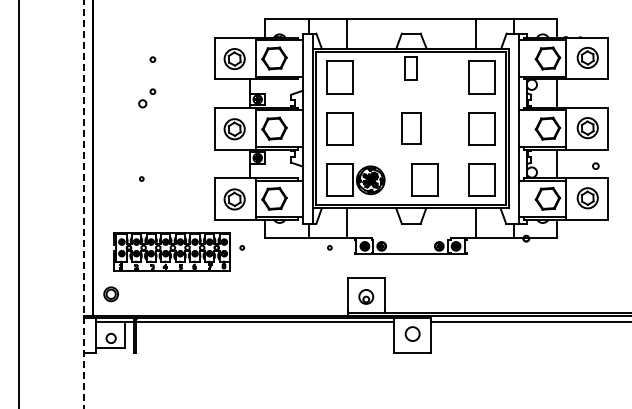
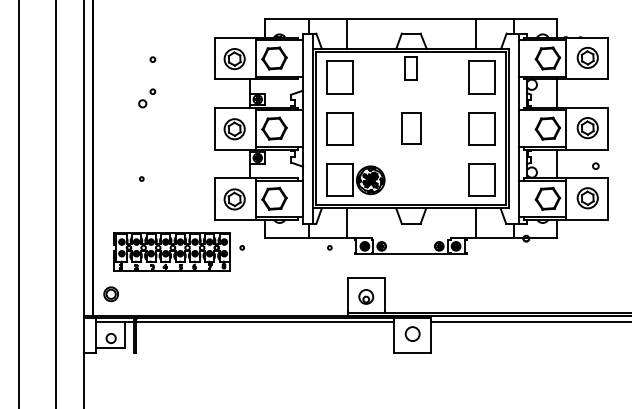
part: present -> none (424, 179)
line: none -> present (56, 203)
line: dashed -> solid (83, 204)
